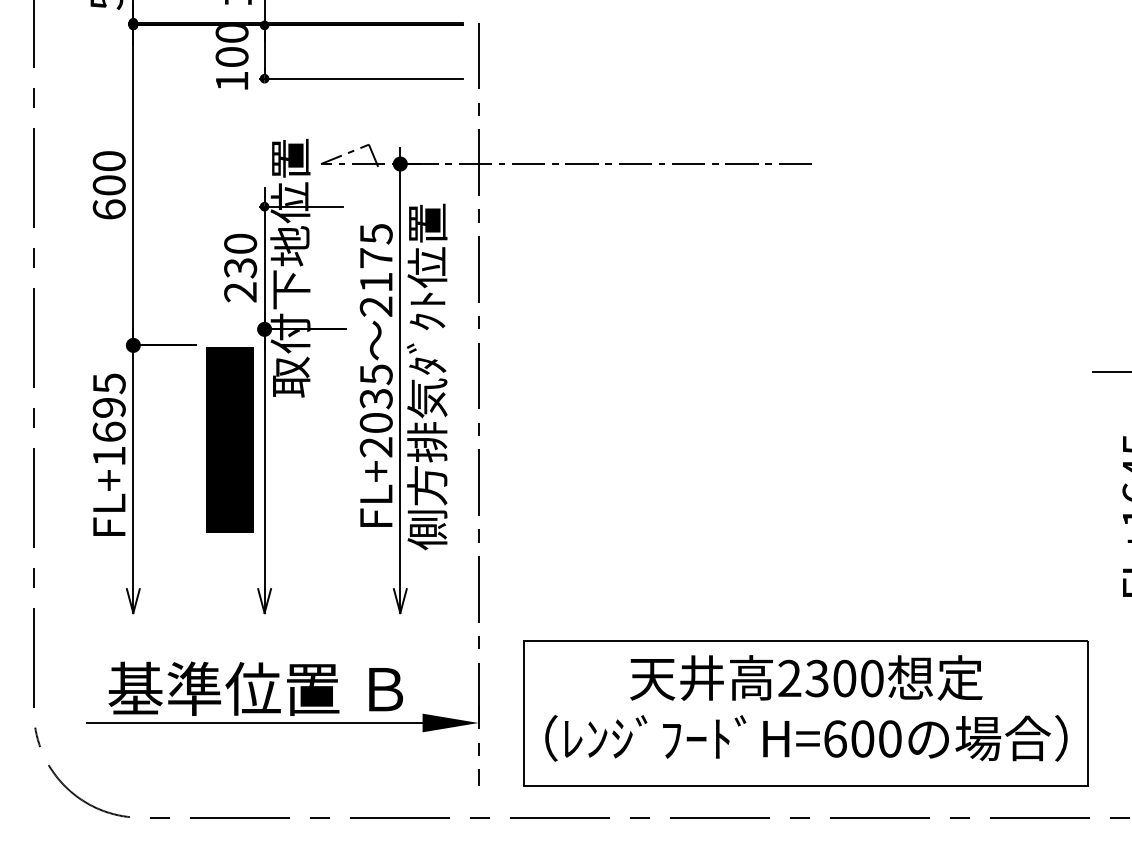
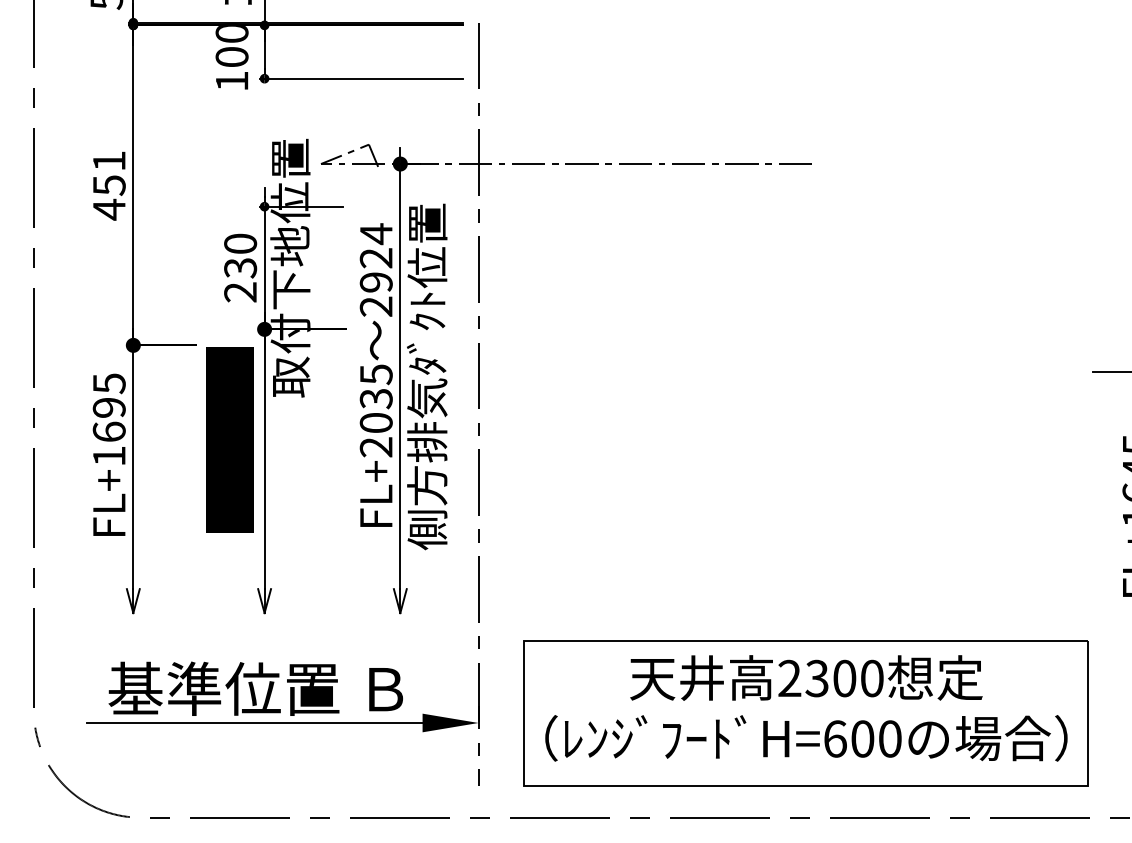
text: 600 -> 451 (108, 185)
text: 2175 -> 2924 (375, 257)
